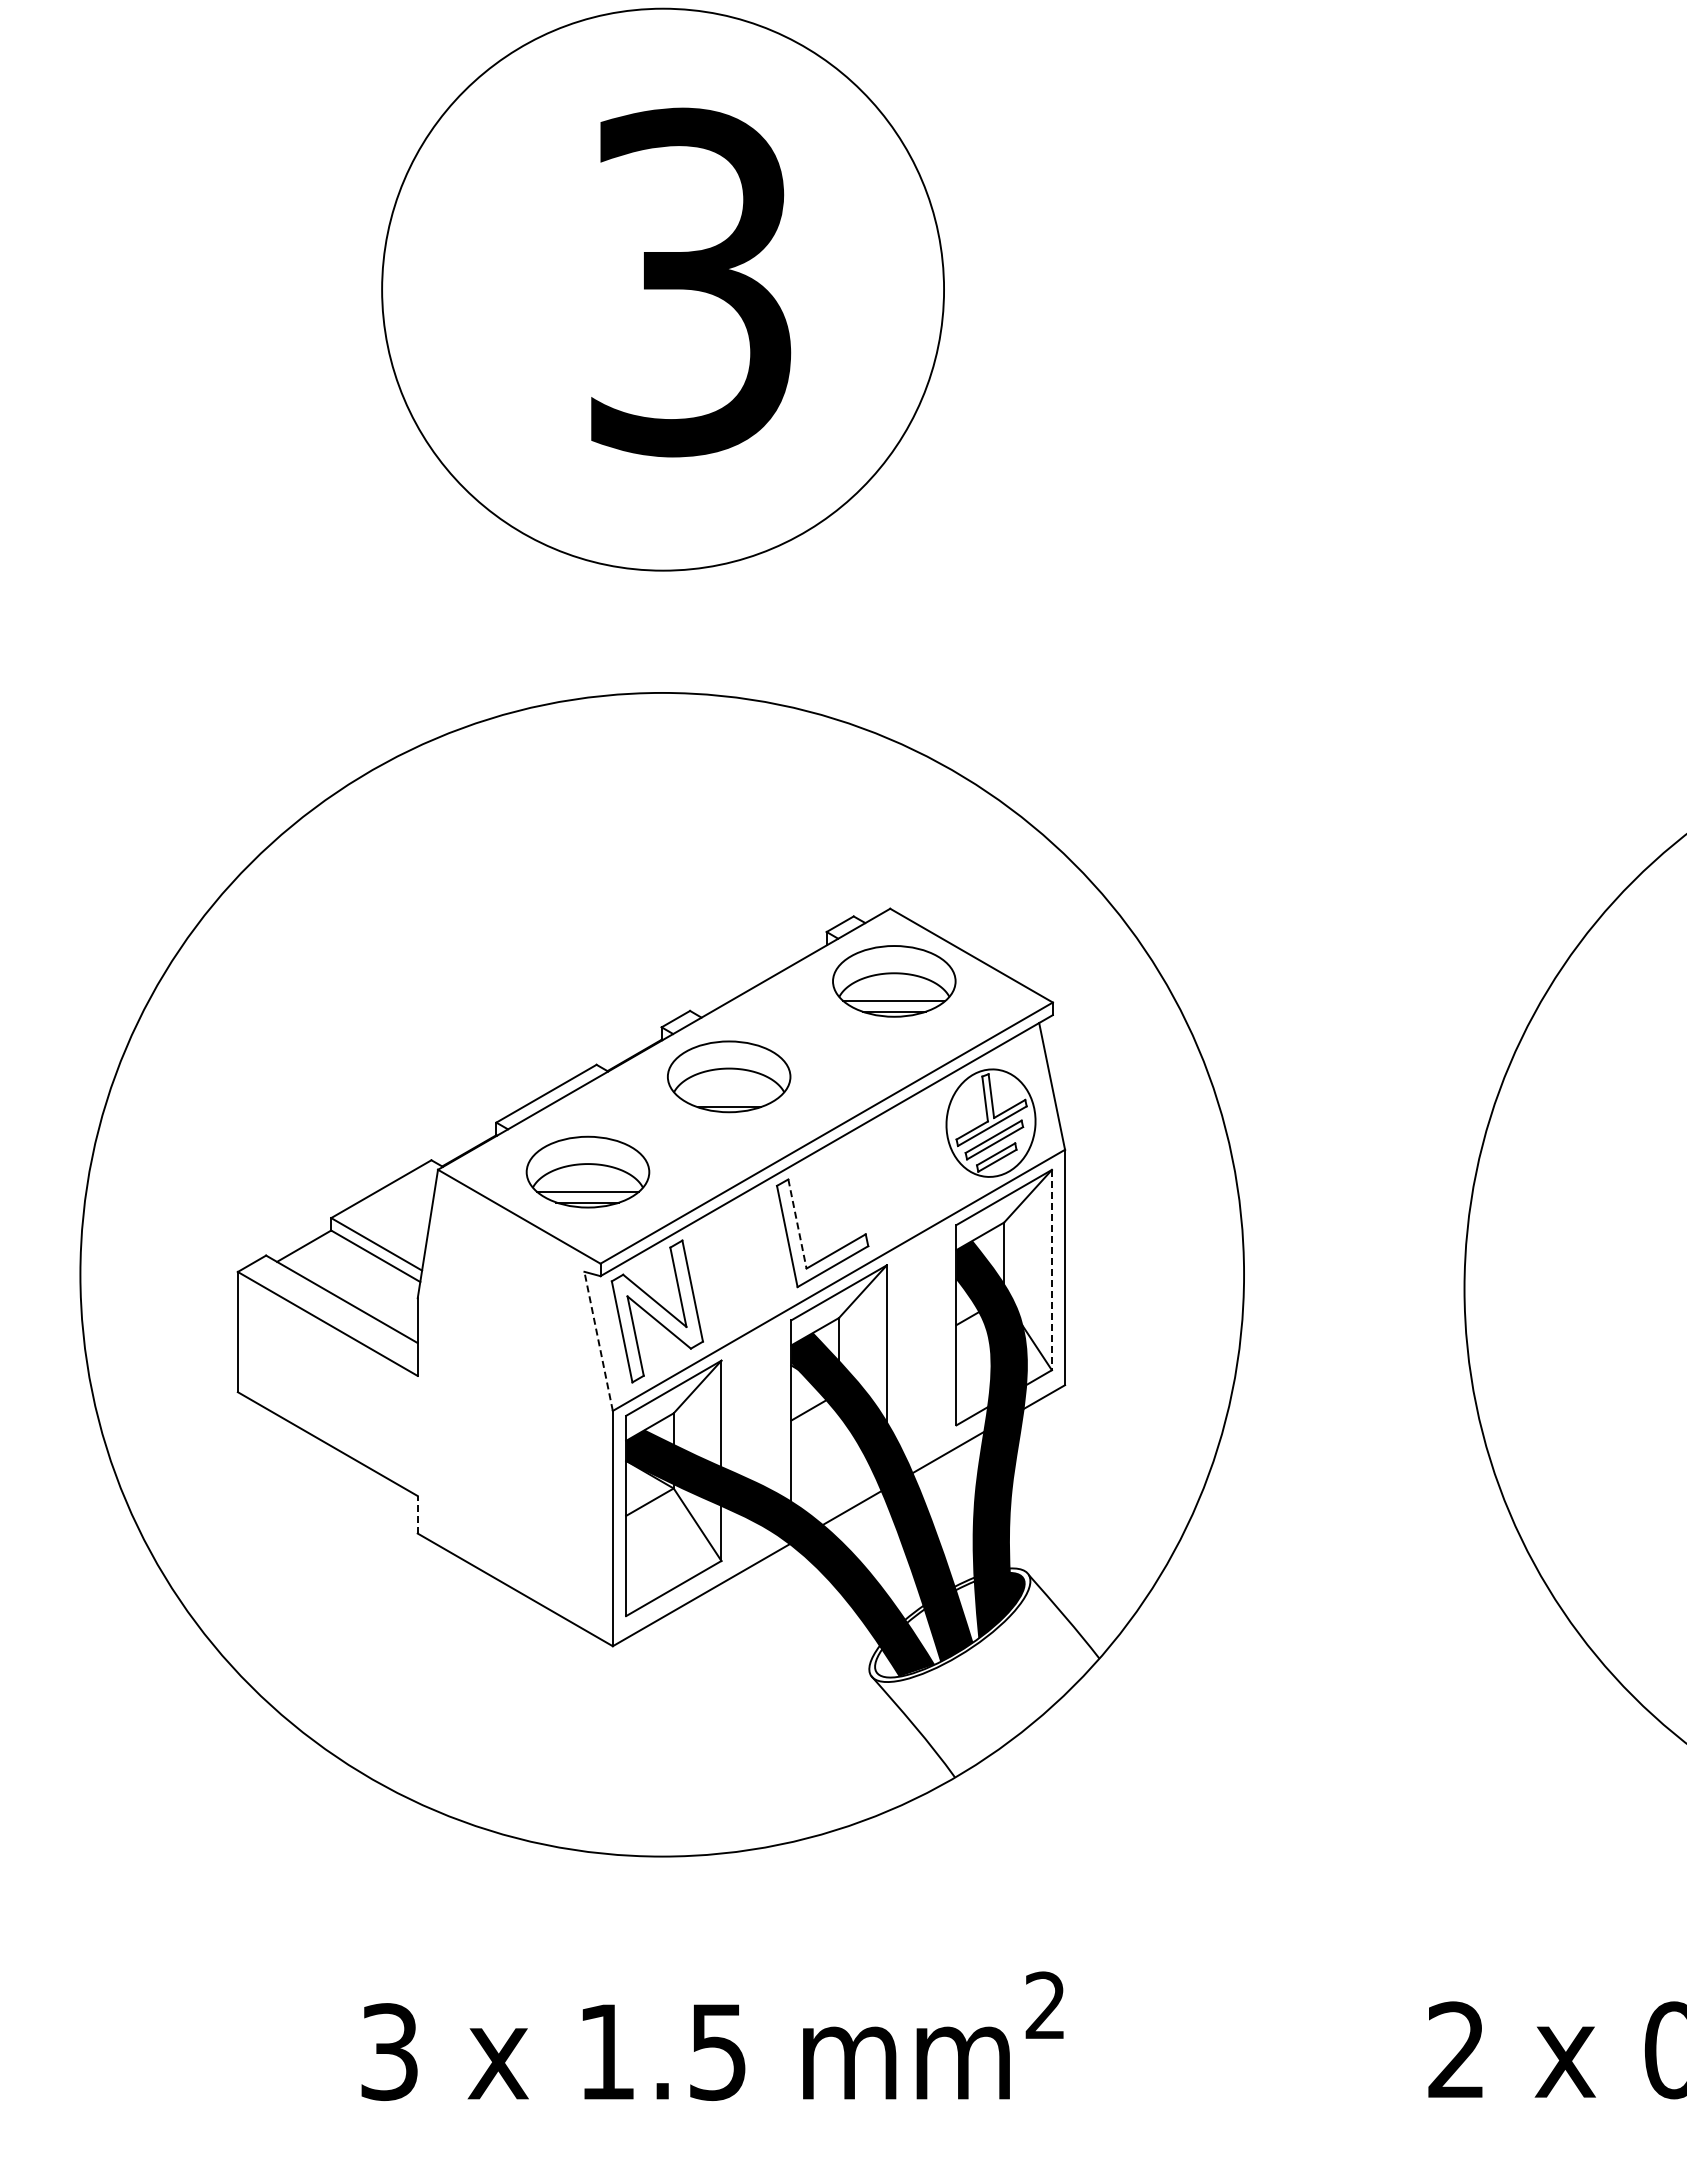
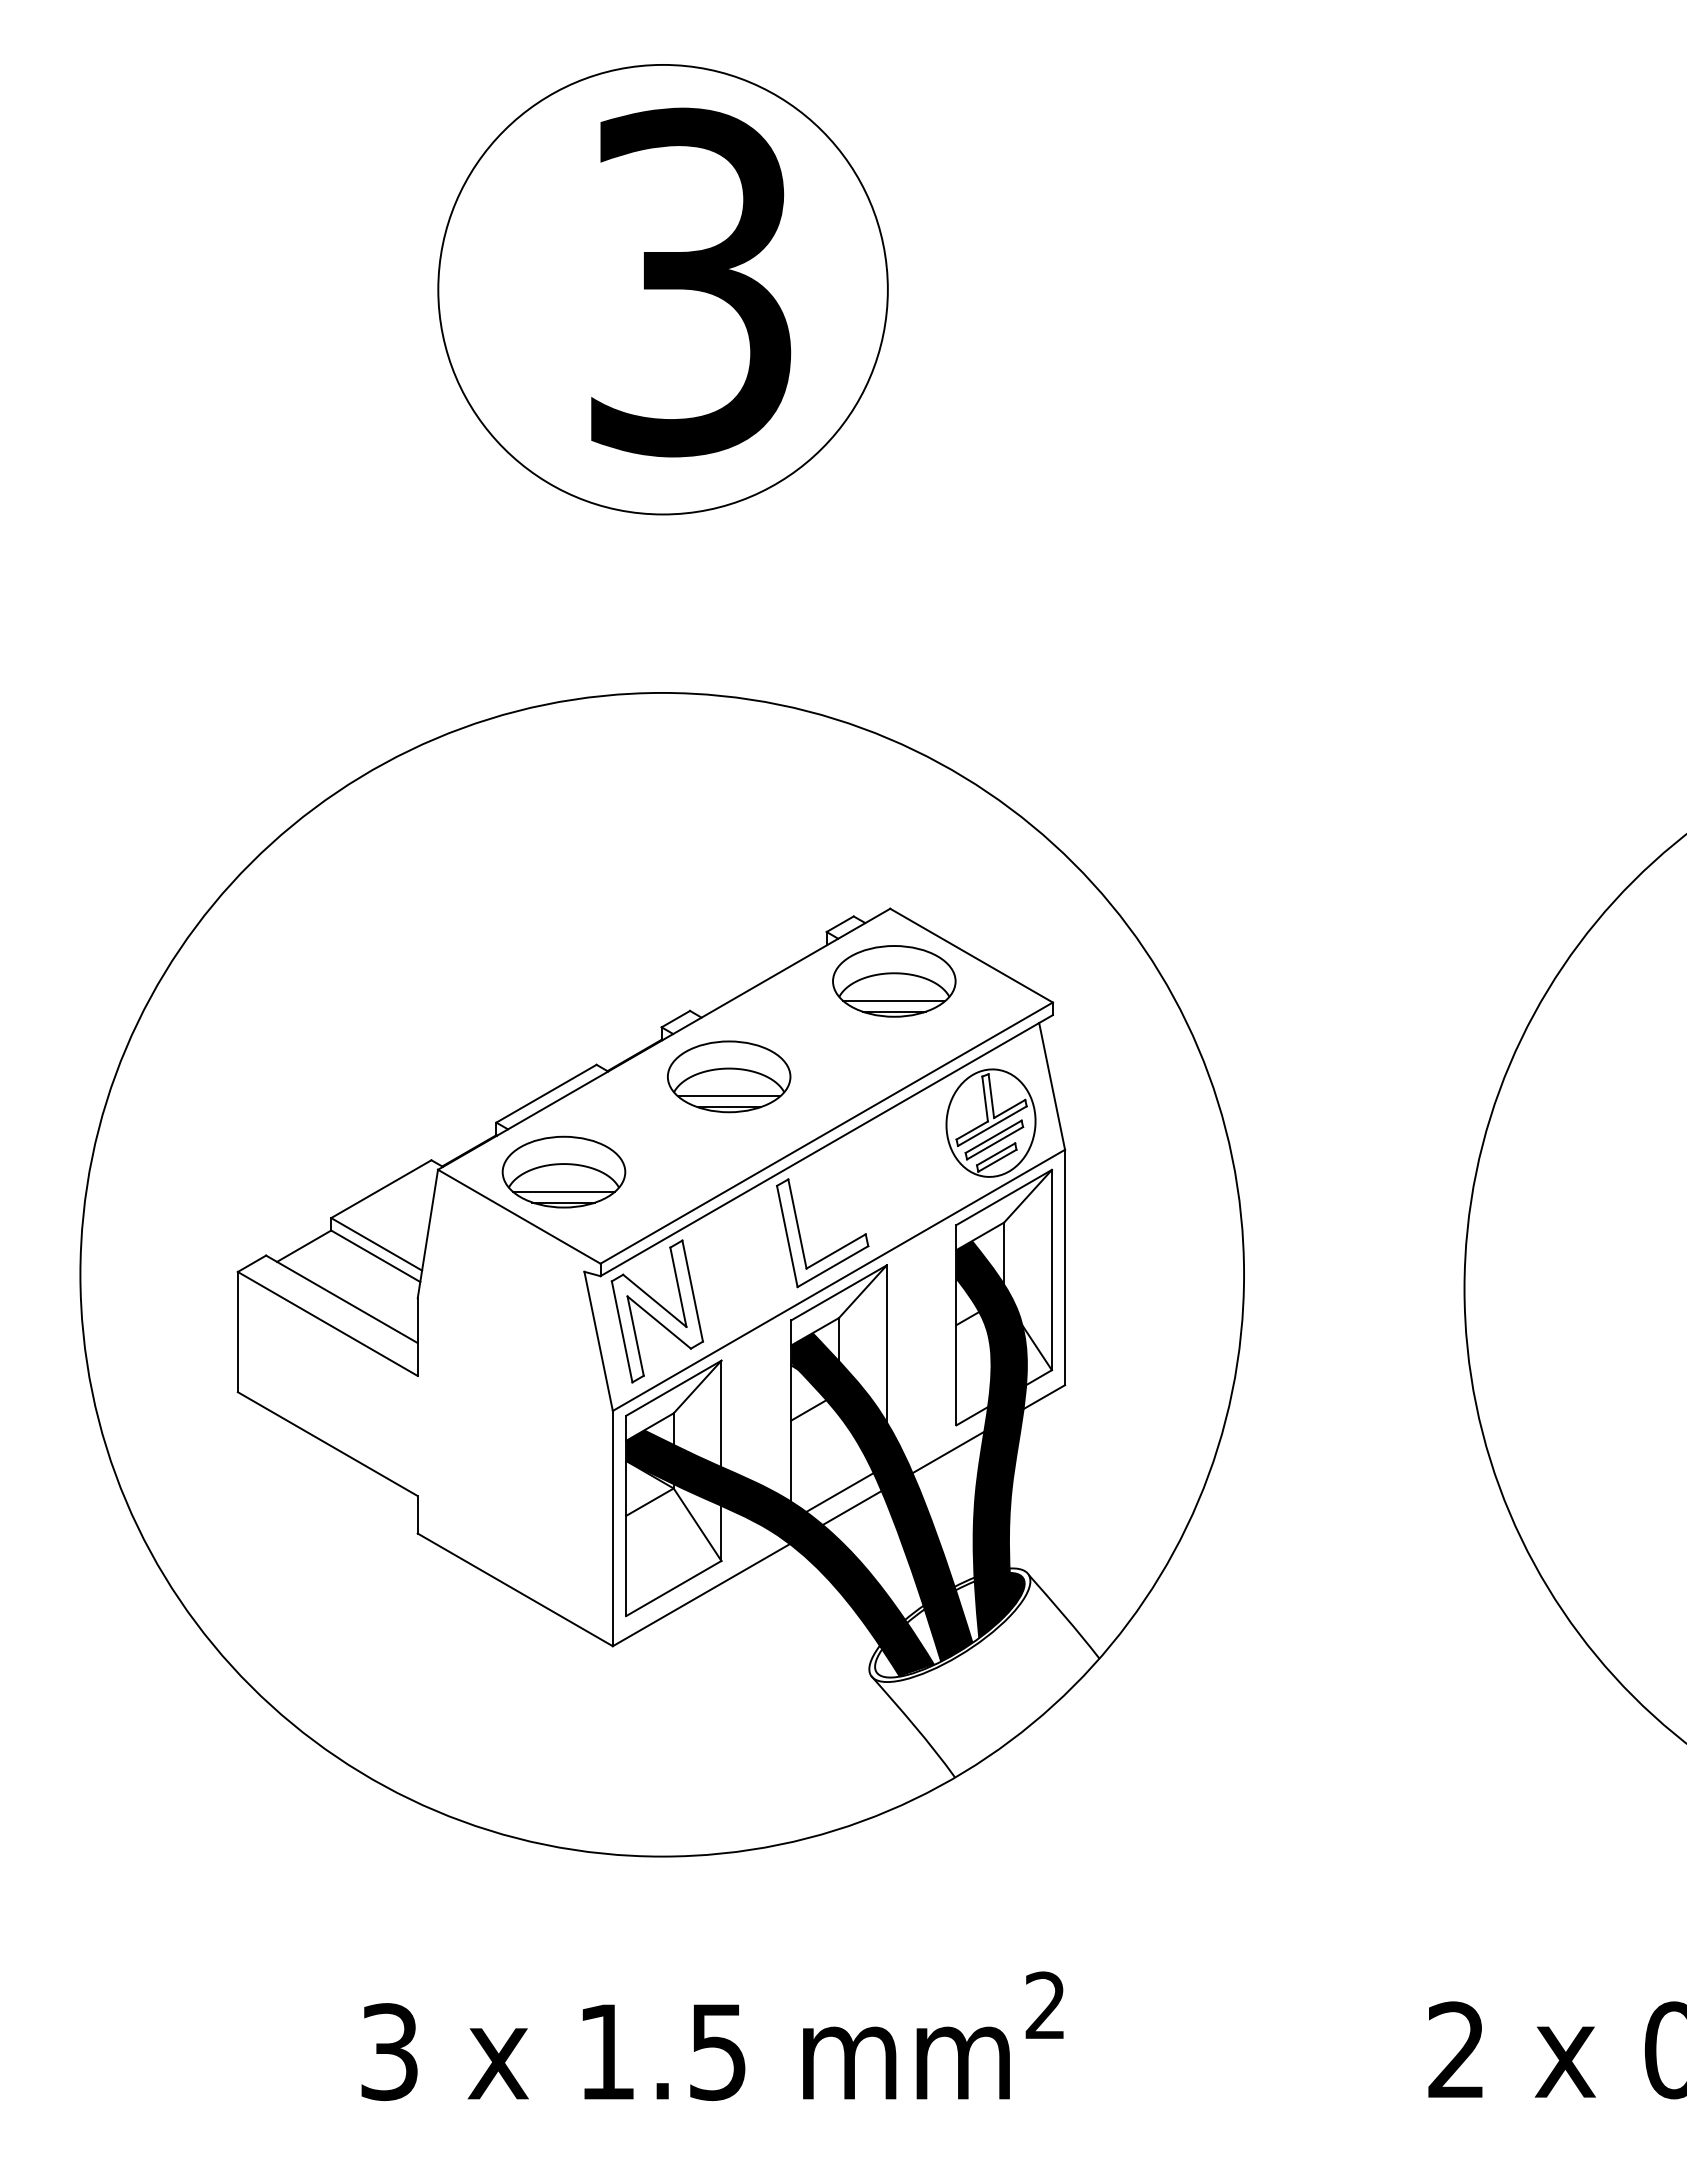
circle diameter: 562 px -> 450 px (662, 289)
line: none -> present (729, 1096)
part position: (587, 1171) -> (563, 1171) (563, 1171)
line: dashed -> solid (797, 1224)
line: dashed -> solid (1051, 1270)
line: dashed -> solid (598, 1341)
line: none -> present (839, 1492)
line: dashed -> solid (417, 1514)
